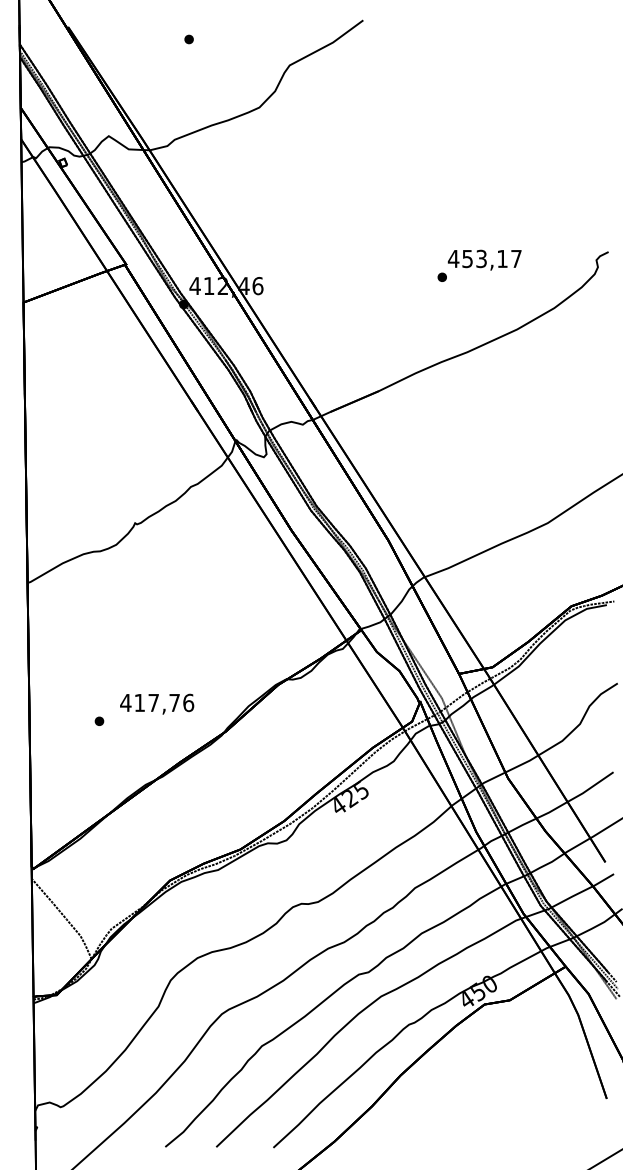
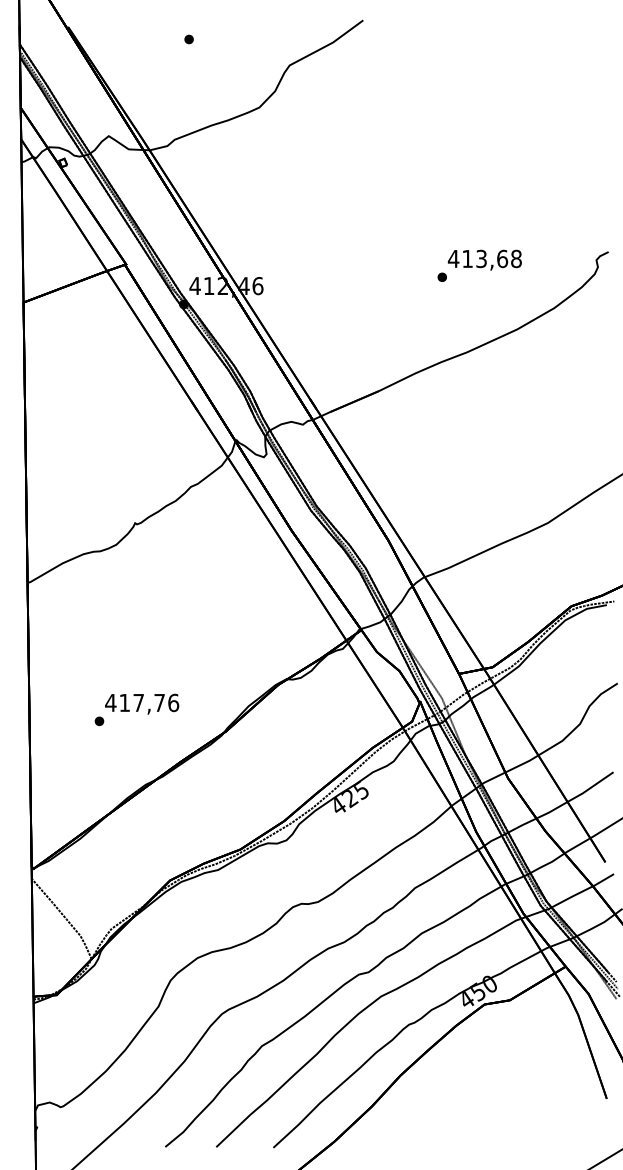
text: 453,17 -> 413,68 (491, 258)
text position: (157, 703) -> (142, 703) (142, 703)
